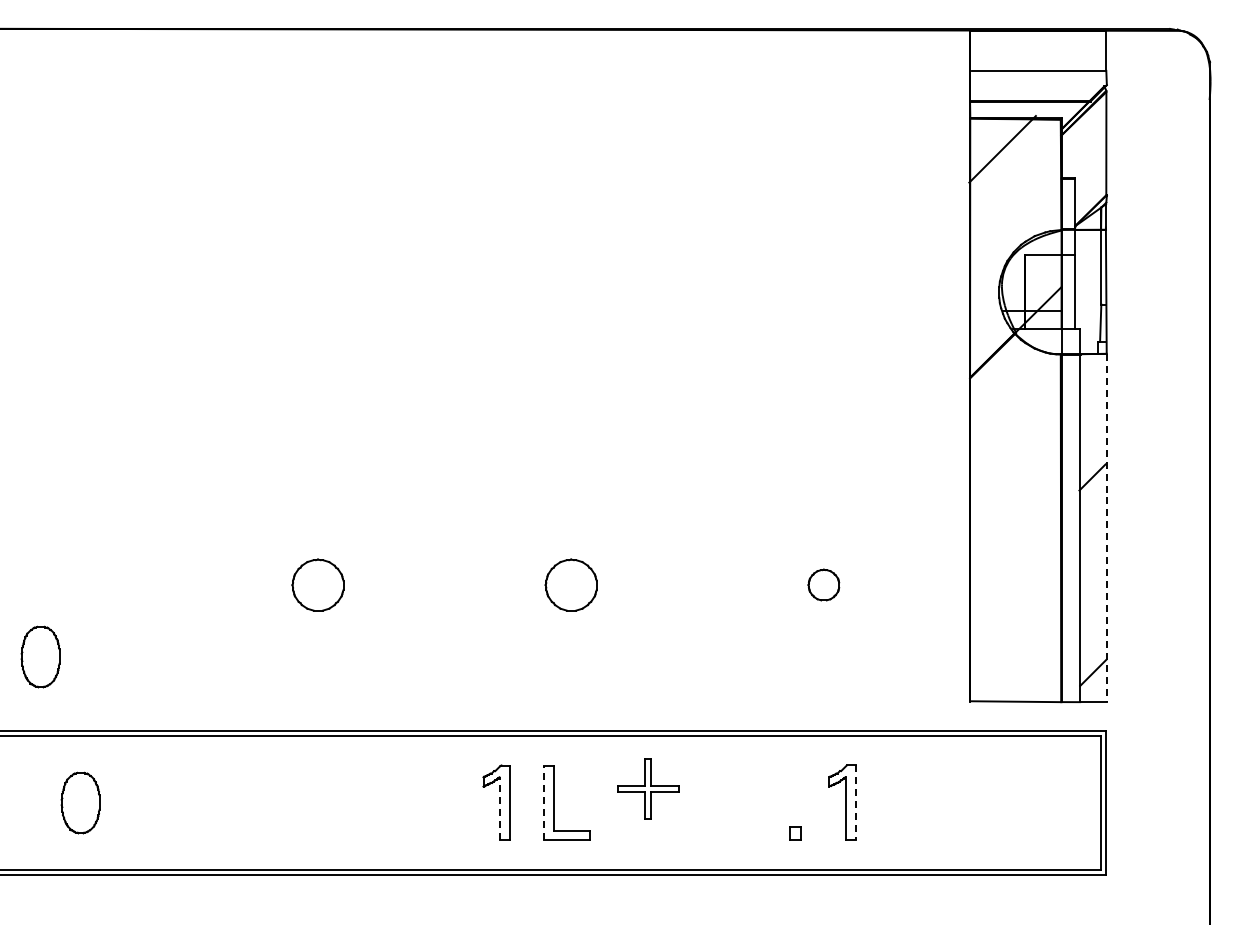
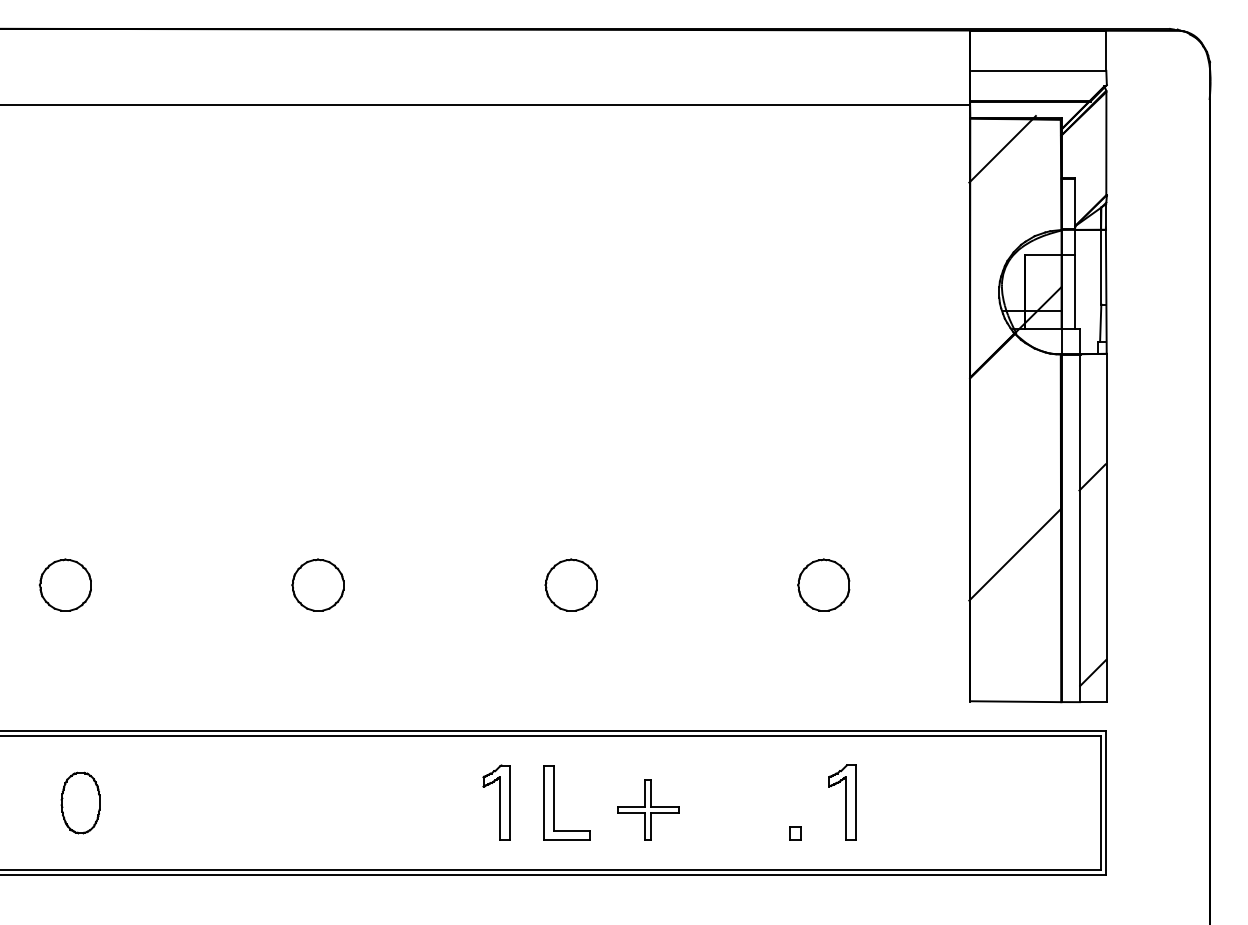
line: none -> present (485, 104)
line: dashed -> solid (1106, 528)
line: none -> present (1014, 554)
part: none -> present (64, 584)
part size: 34x34 px -> 54x54 px (823, 584)
part: present -> none (40, 656)
part position: (648, 788) -> (648, 809) (648, 809)
line: dashed -> solid (544, 802)
line: dashed -> solid (855, 803)
line: dashed -> solid (499, 808)
